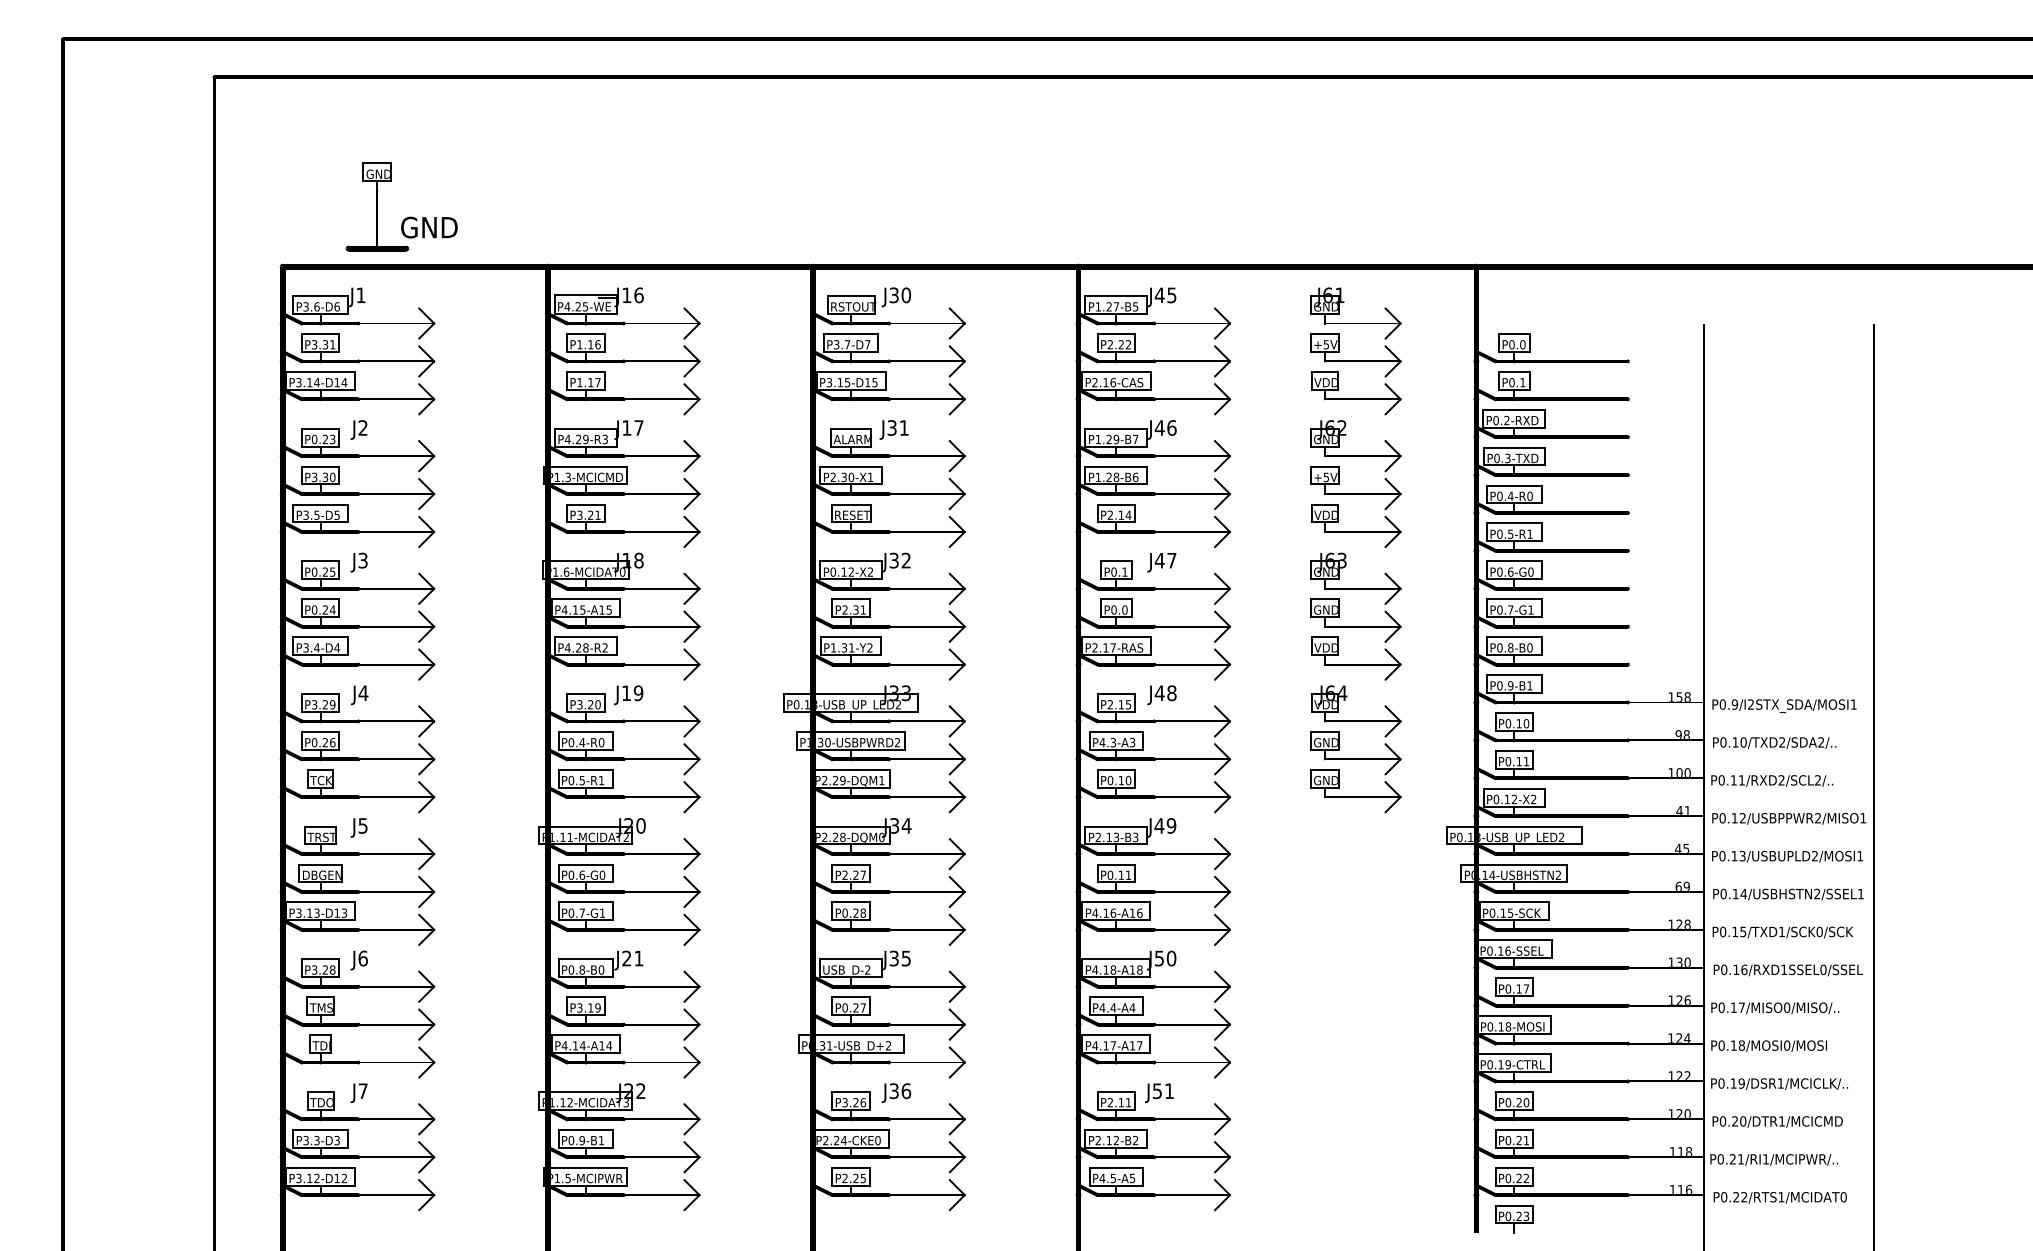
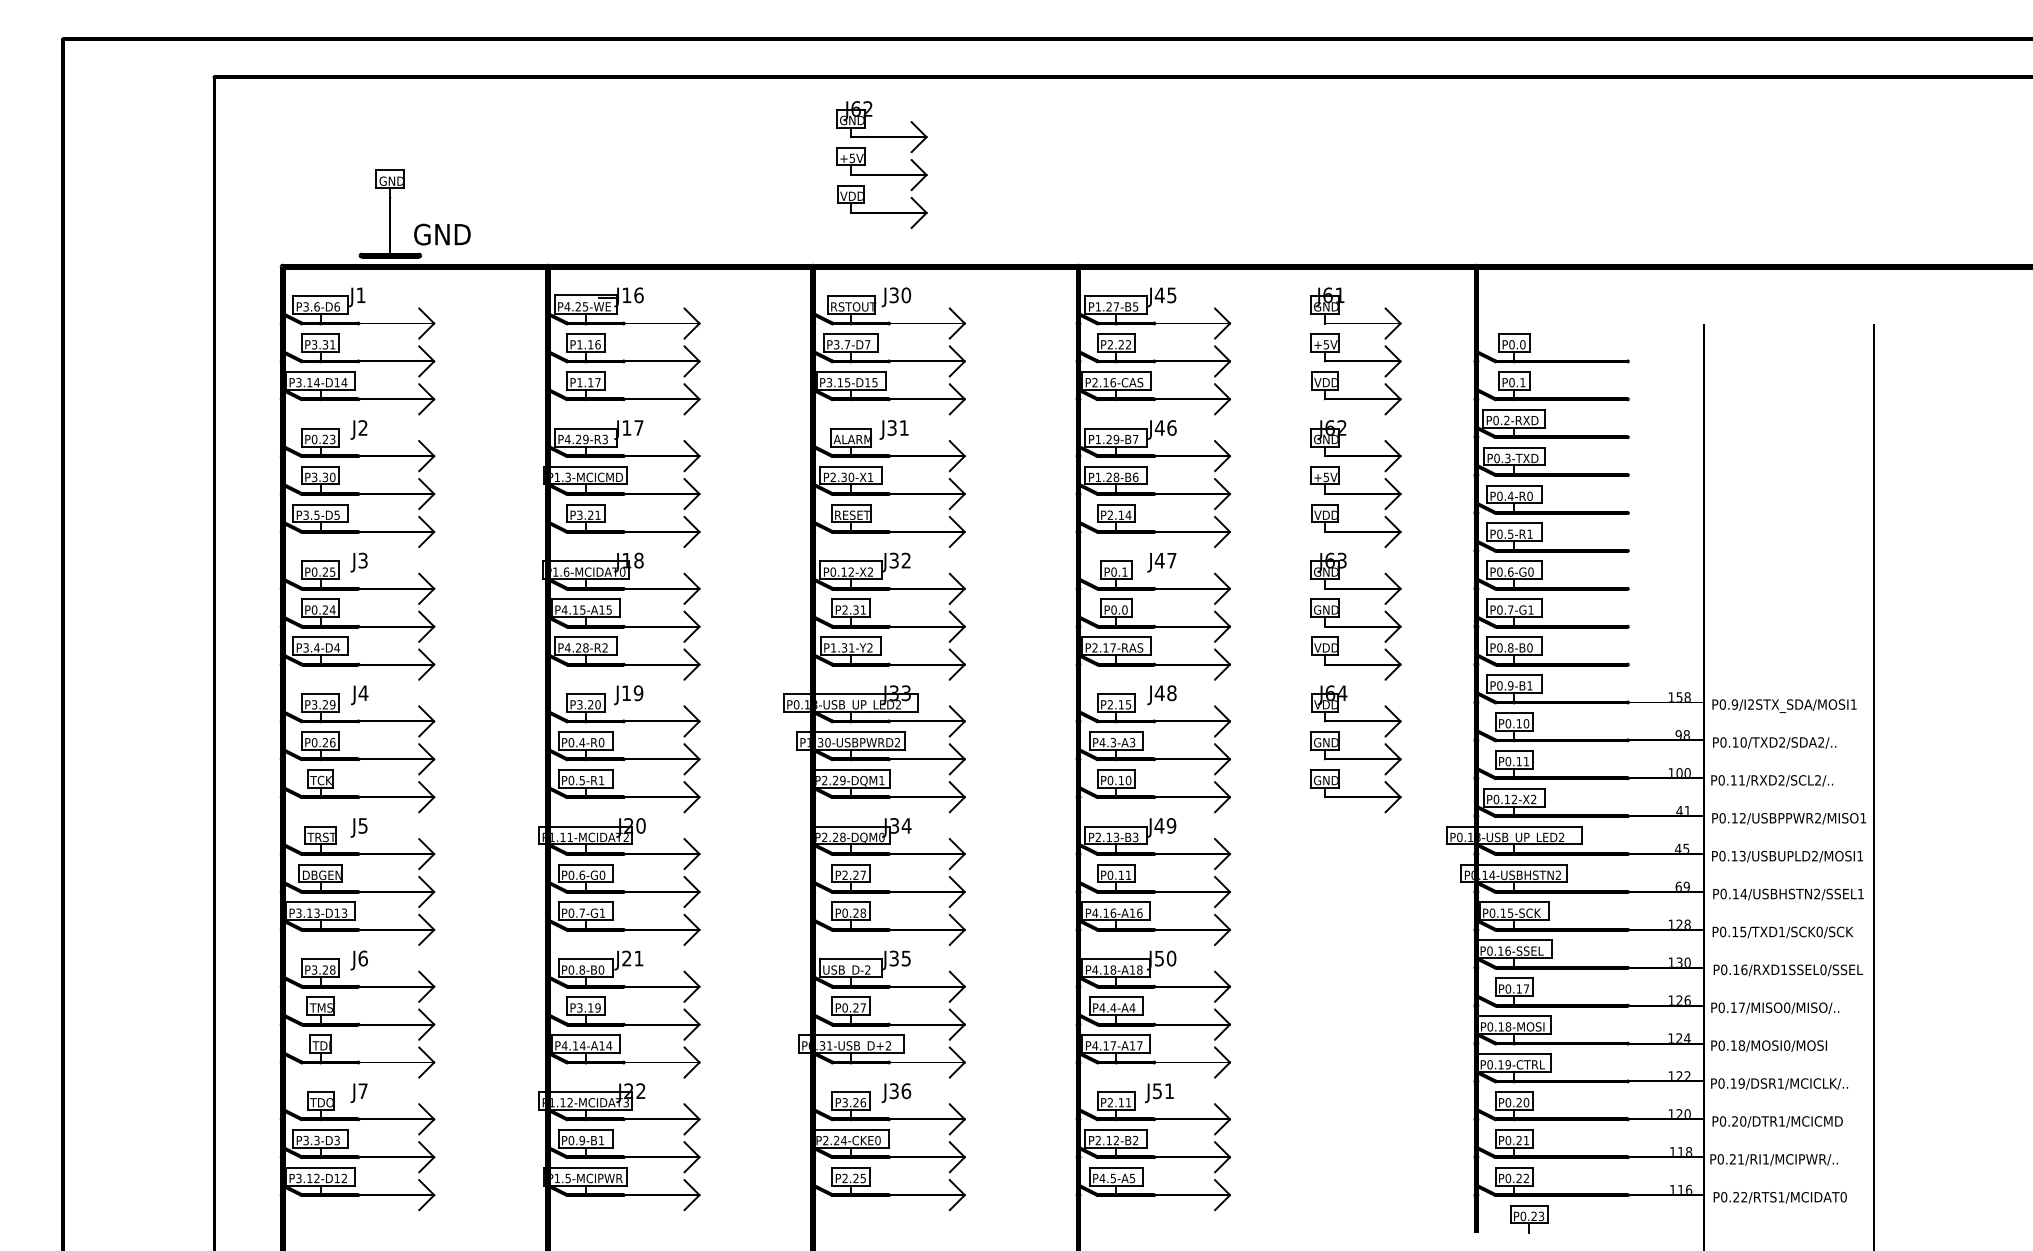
part: none -> present (881, 174)
part position: (406, 217) -> (419, 224) (419, 224)
part position: (1514, 1219) -> (1529, 1219) (1529, 1219)
